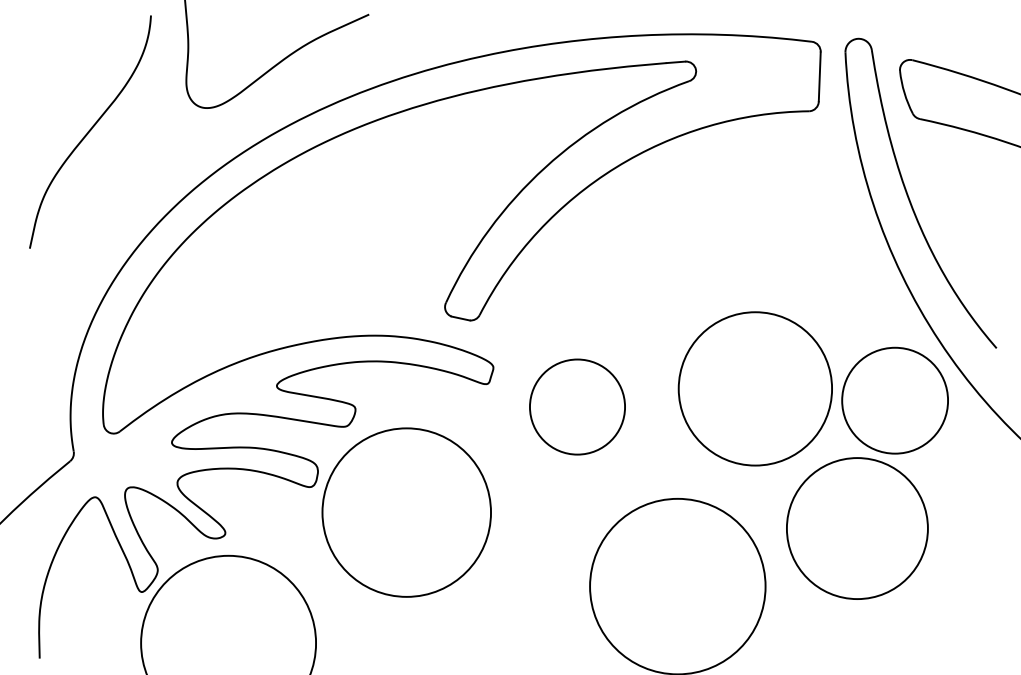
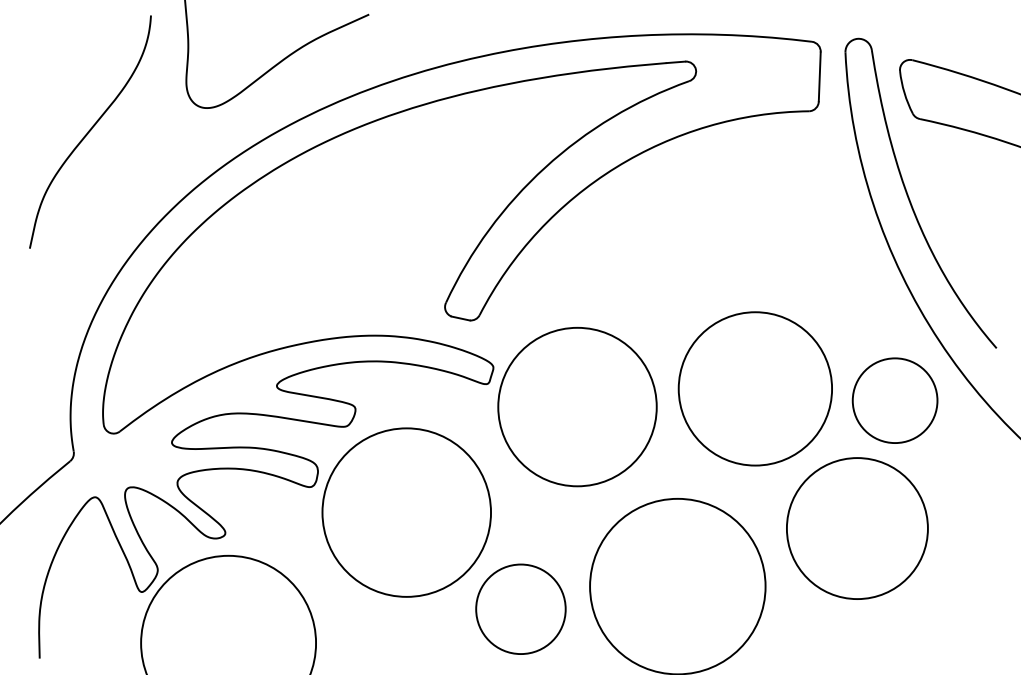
circle diameter: 106 px -> 85 px (894, 400)
circle diameter: 95 px -> 158 px (577, 406)
circle: none -> present (520, 608)
